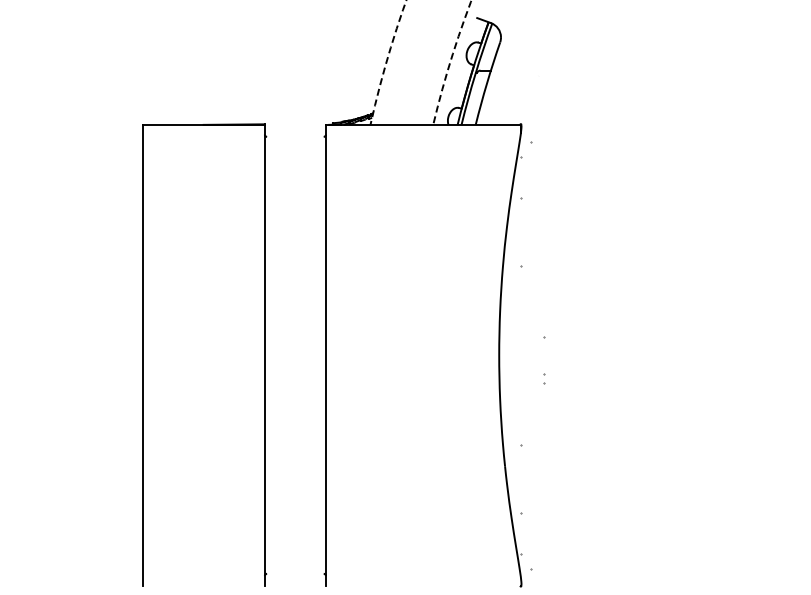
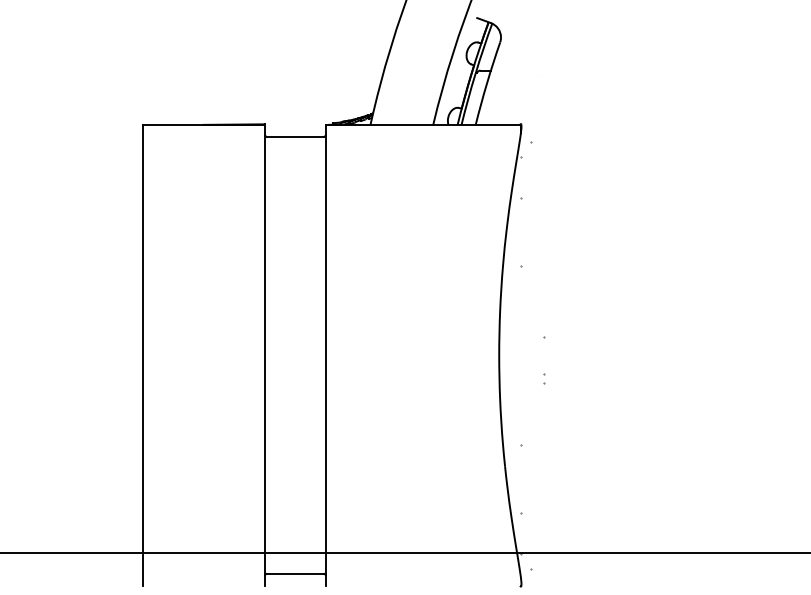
arc: dashed -> solid (450, 61)
arc: dashed -> solid (386, 62)
line: none -> present (295, 136)
line: none -> present (404, 552)
line: none -> present (295, 573)
